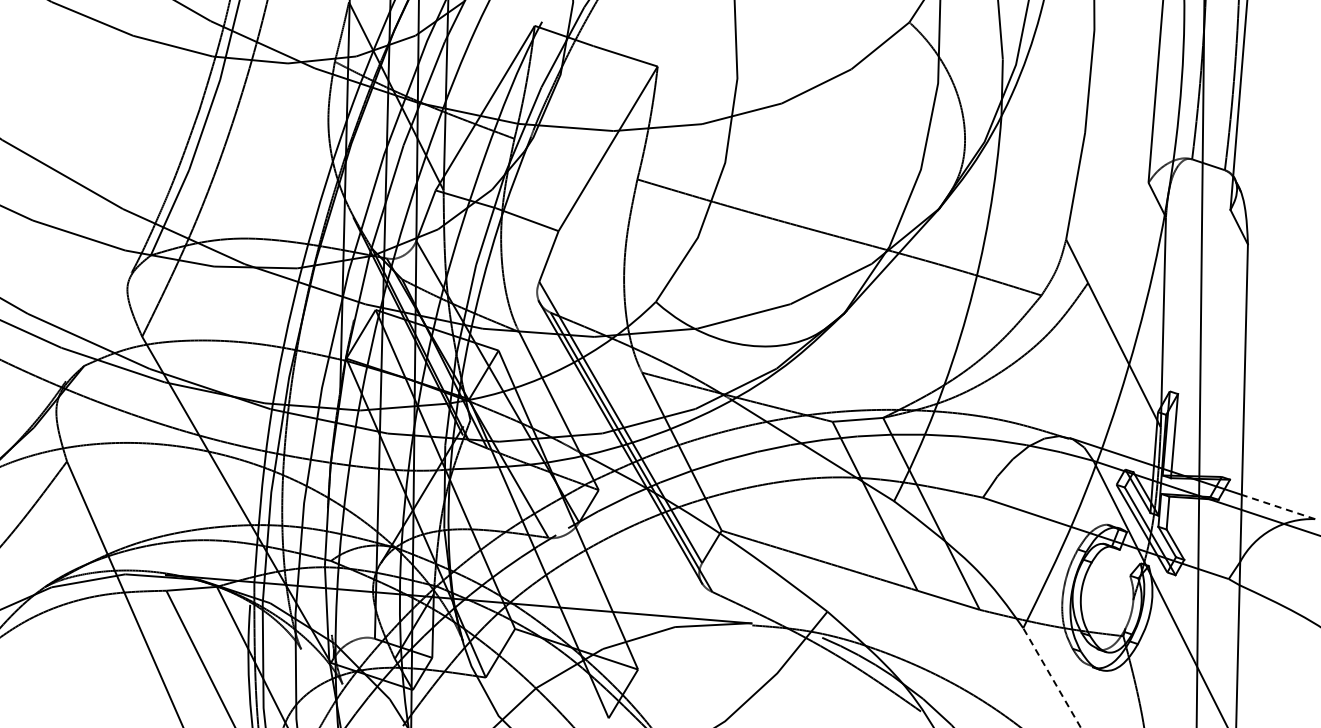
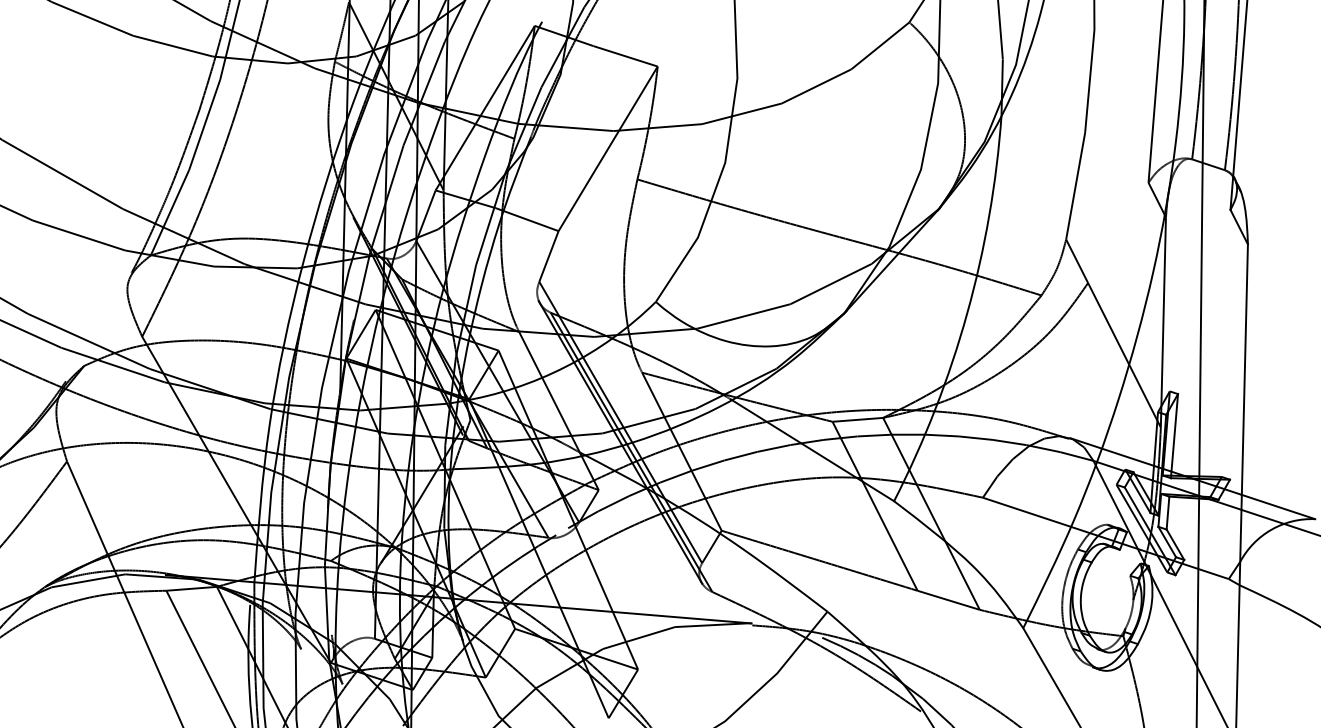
line: dashed -> solid (1278, 507)
line: dashed -> solid (1051, 677)
